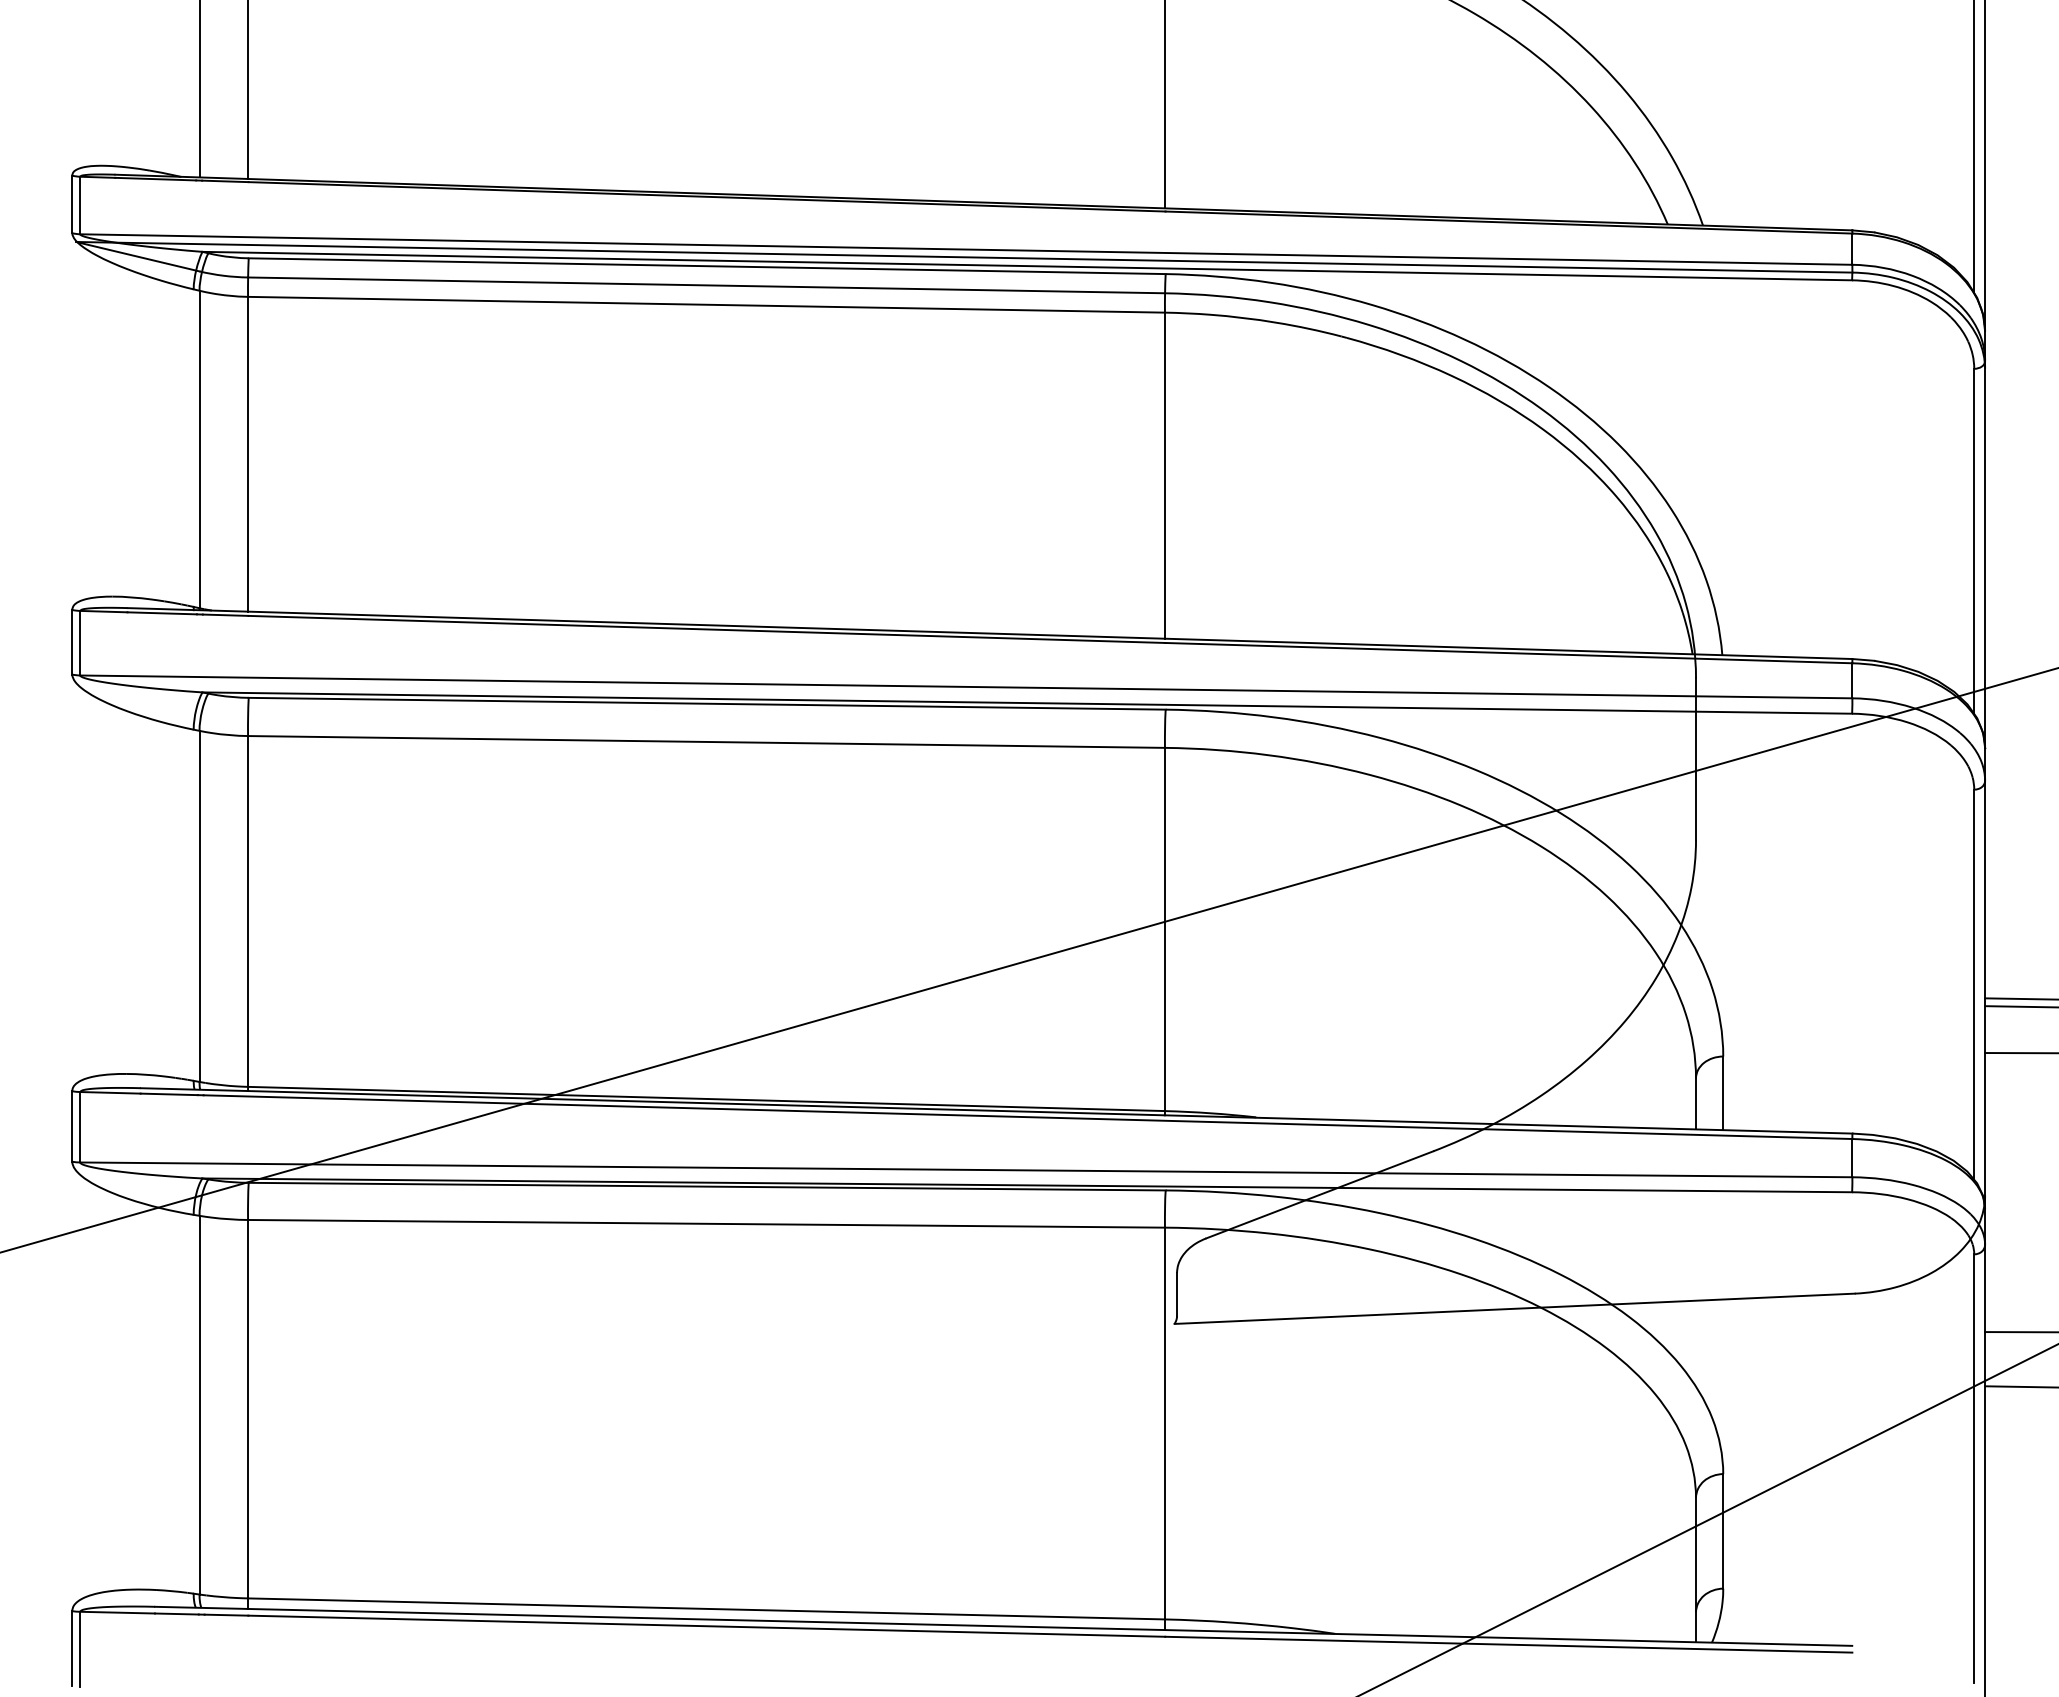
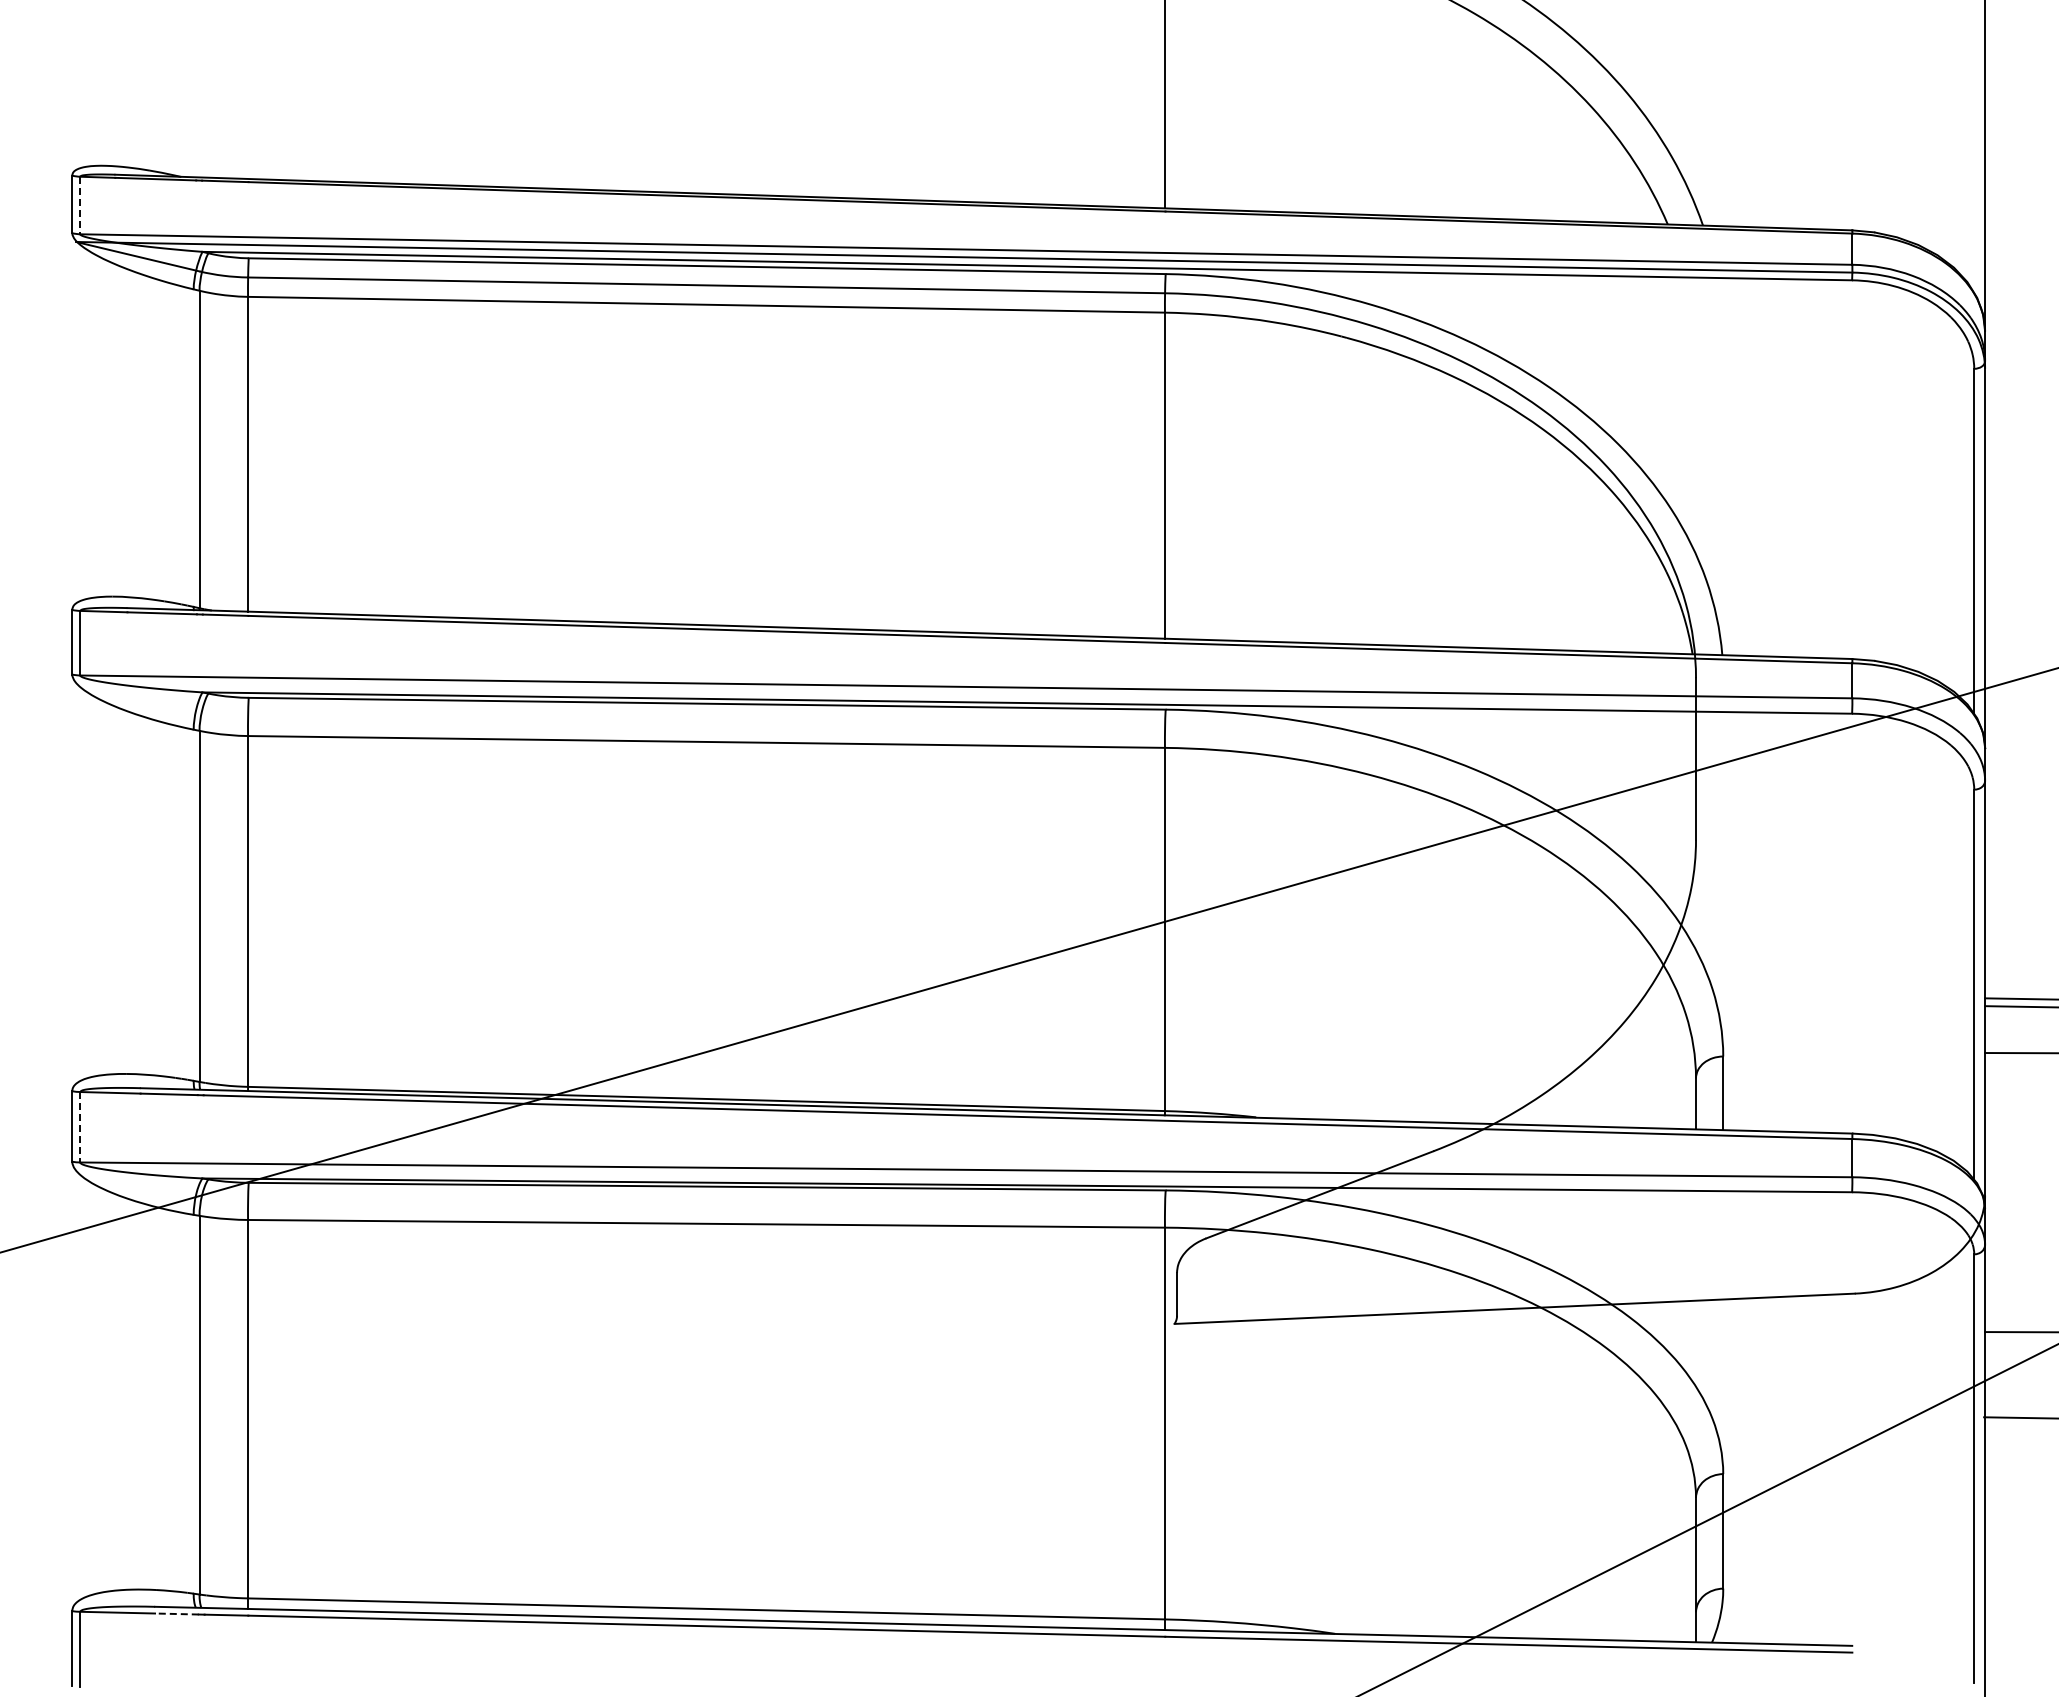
line: present -> none (199, 89)
line: present -> none (248, 90)
line: present -> none (1974, 147)
line: solid -> dashed (80, 205)
line: solid -> dashed (80, 1127)
line position: (2020, 1386) -> (2019, 1417) (2019, 1417)
line: solid -> dashed (176, 1614)
